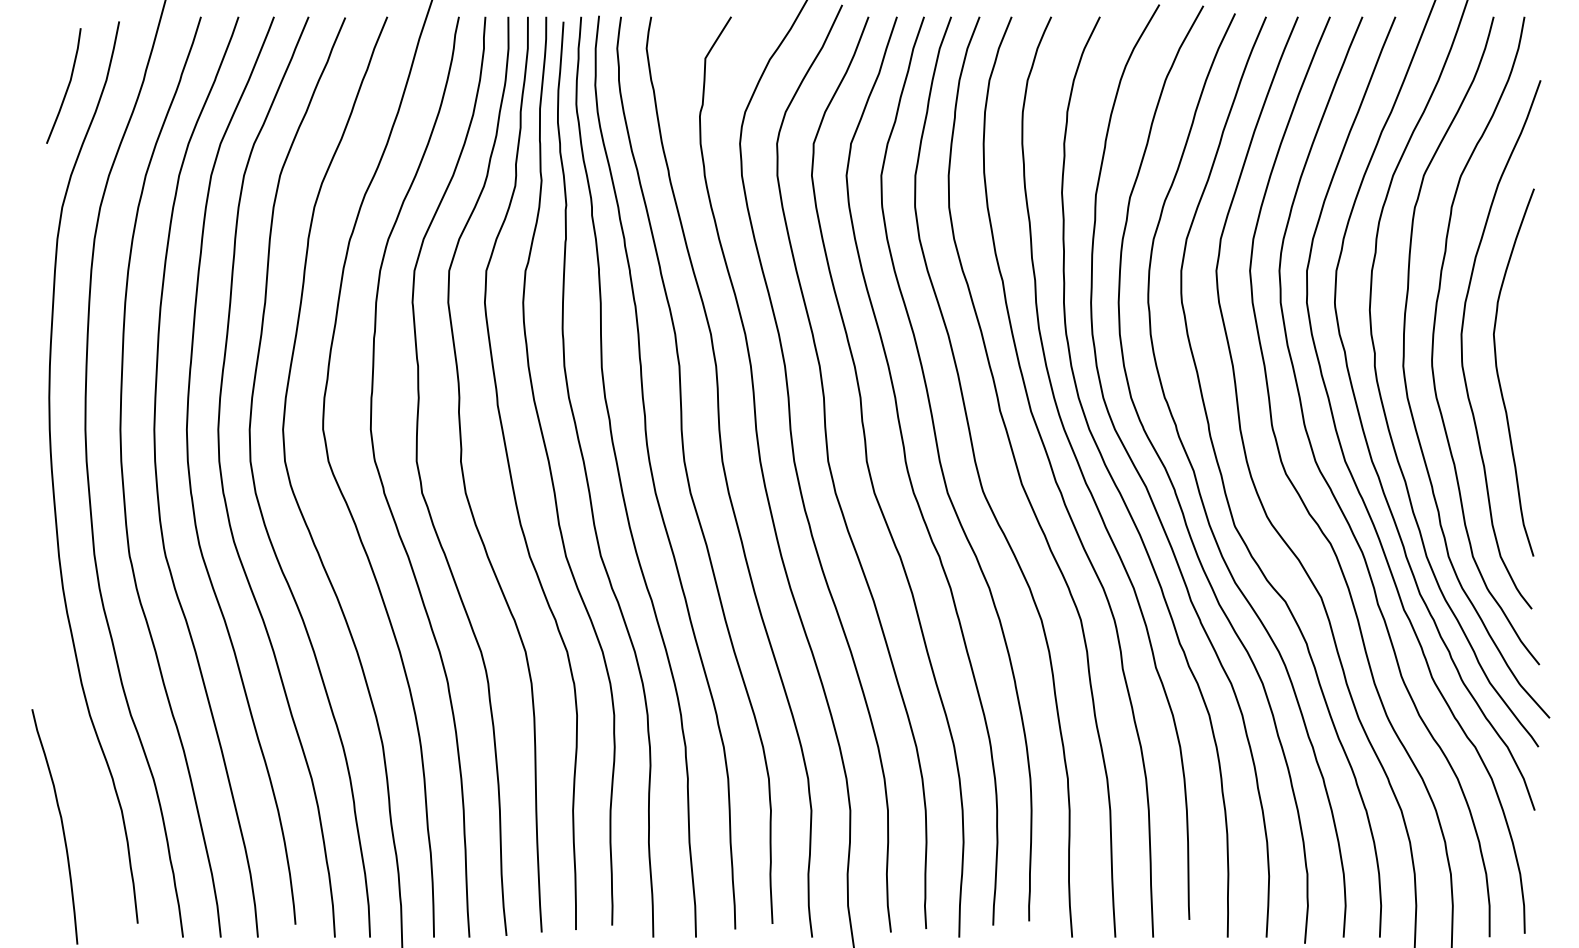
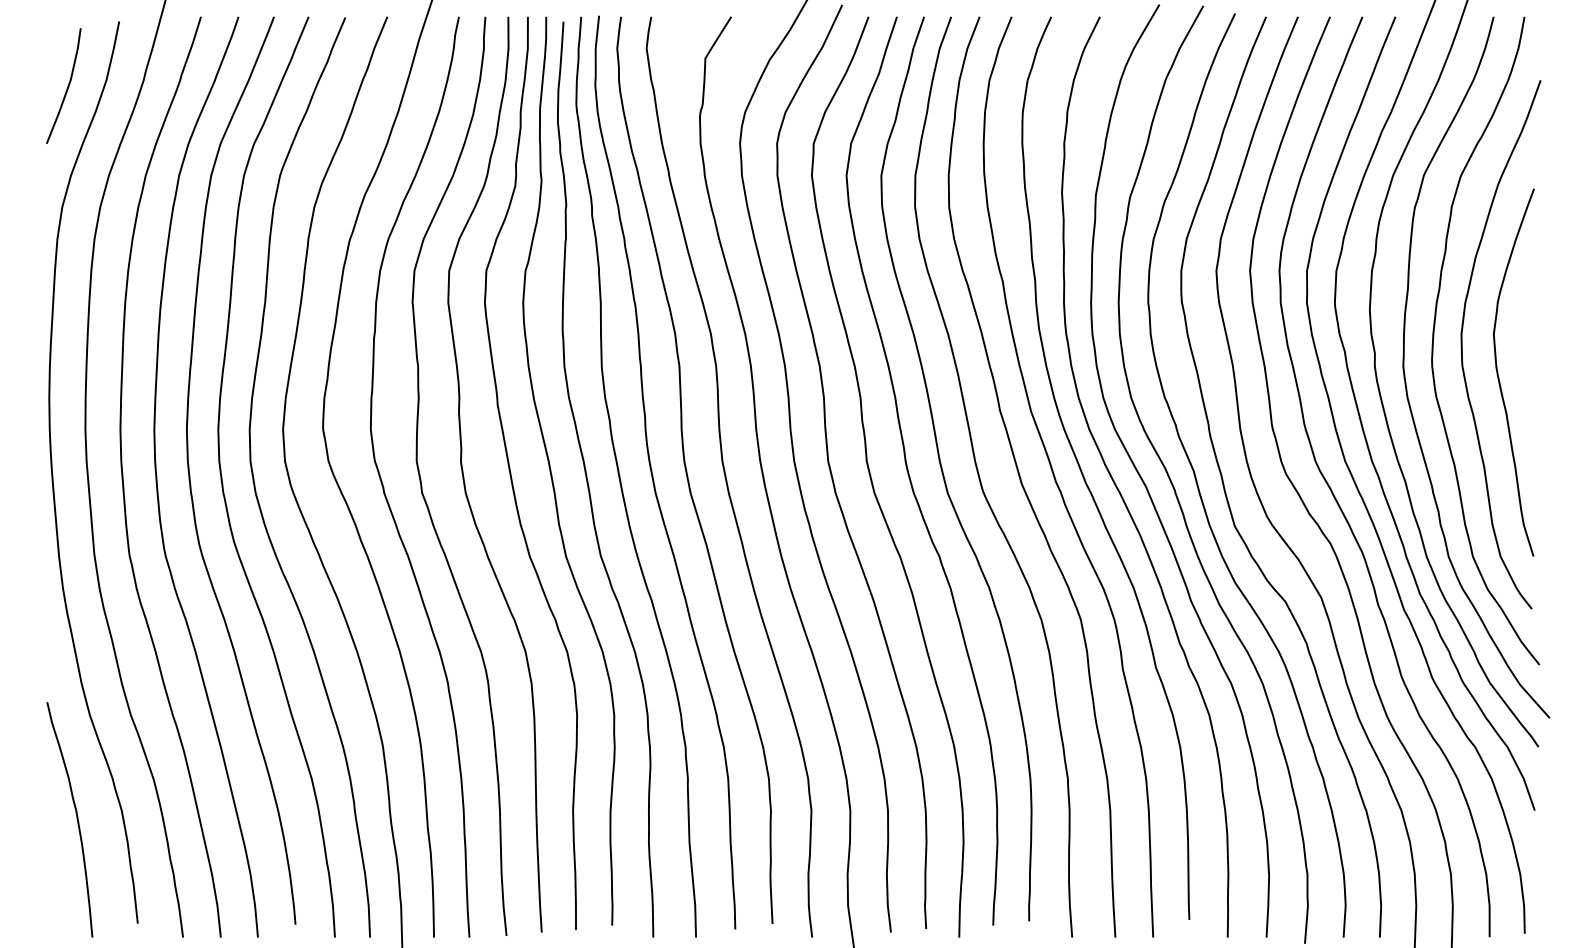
curve position: (61, 826) -> (76, 819) (76, 819)
